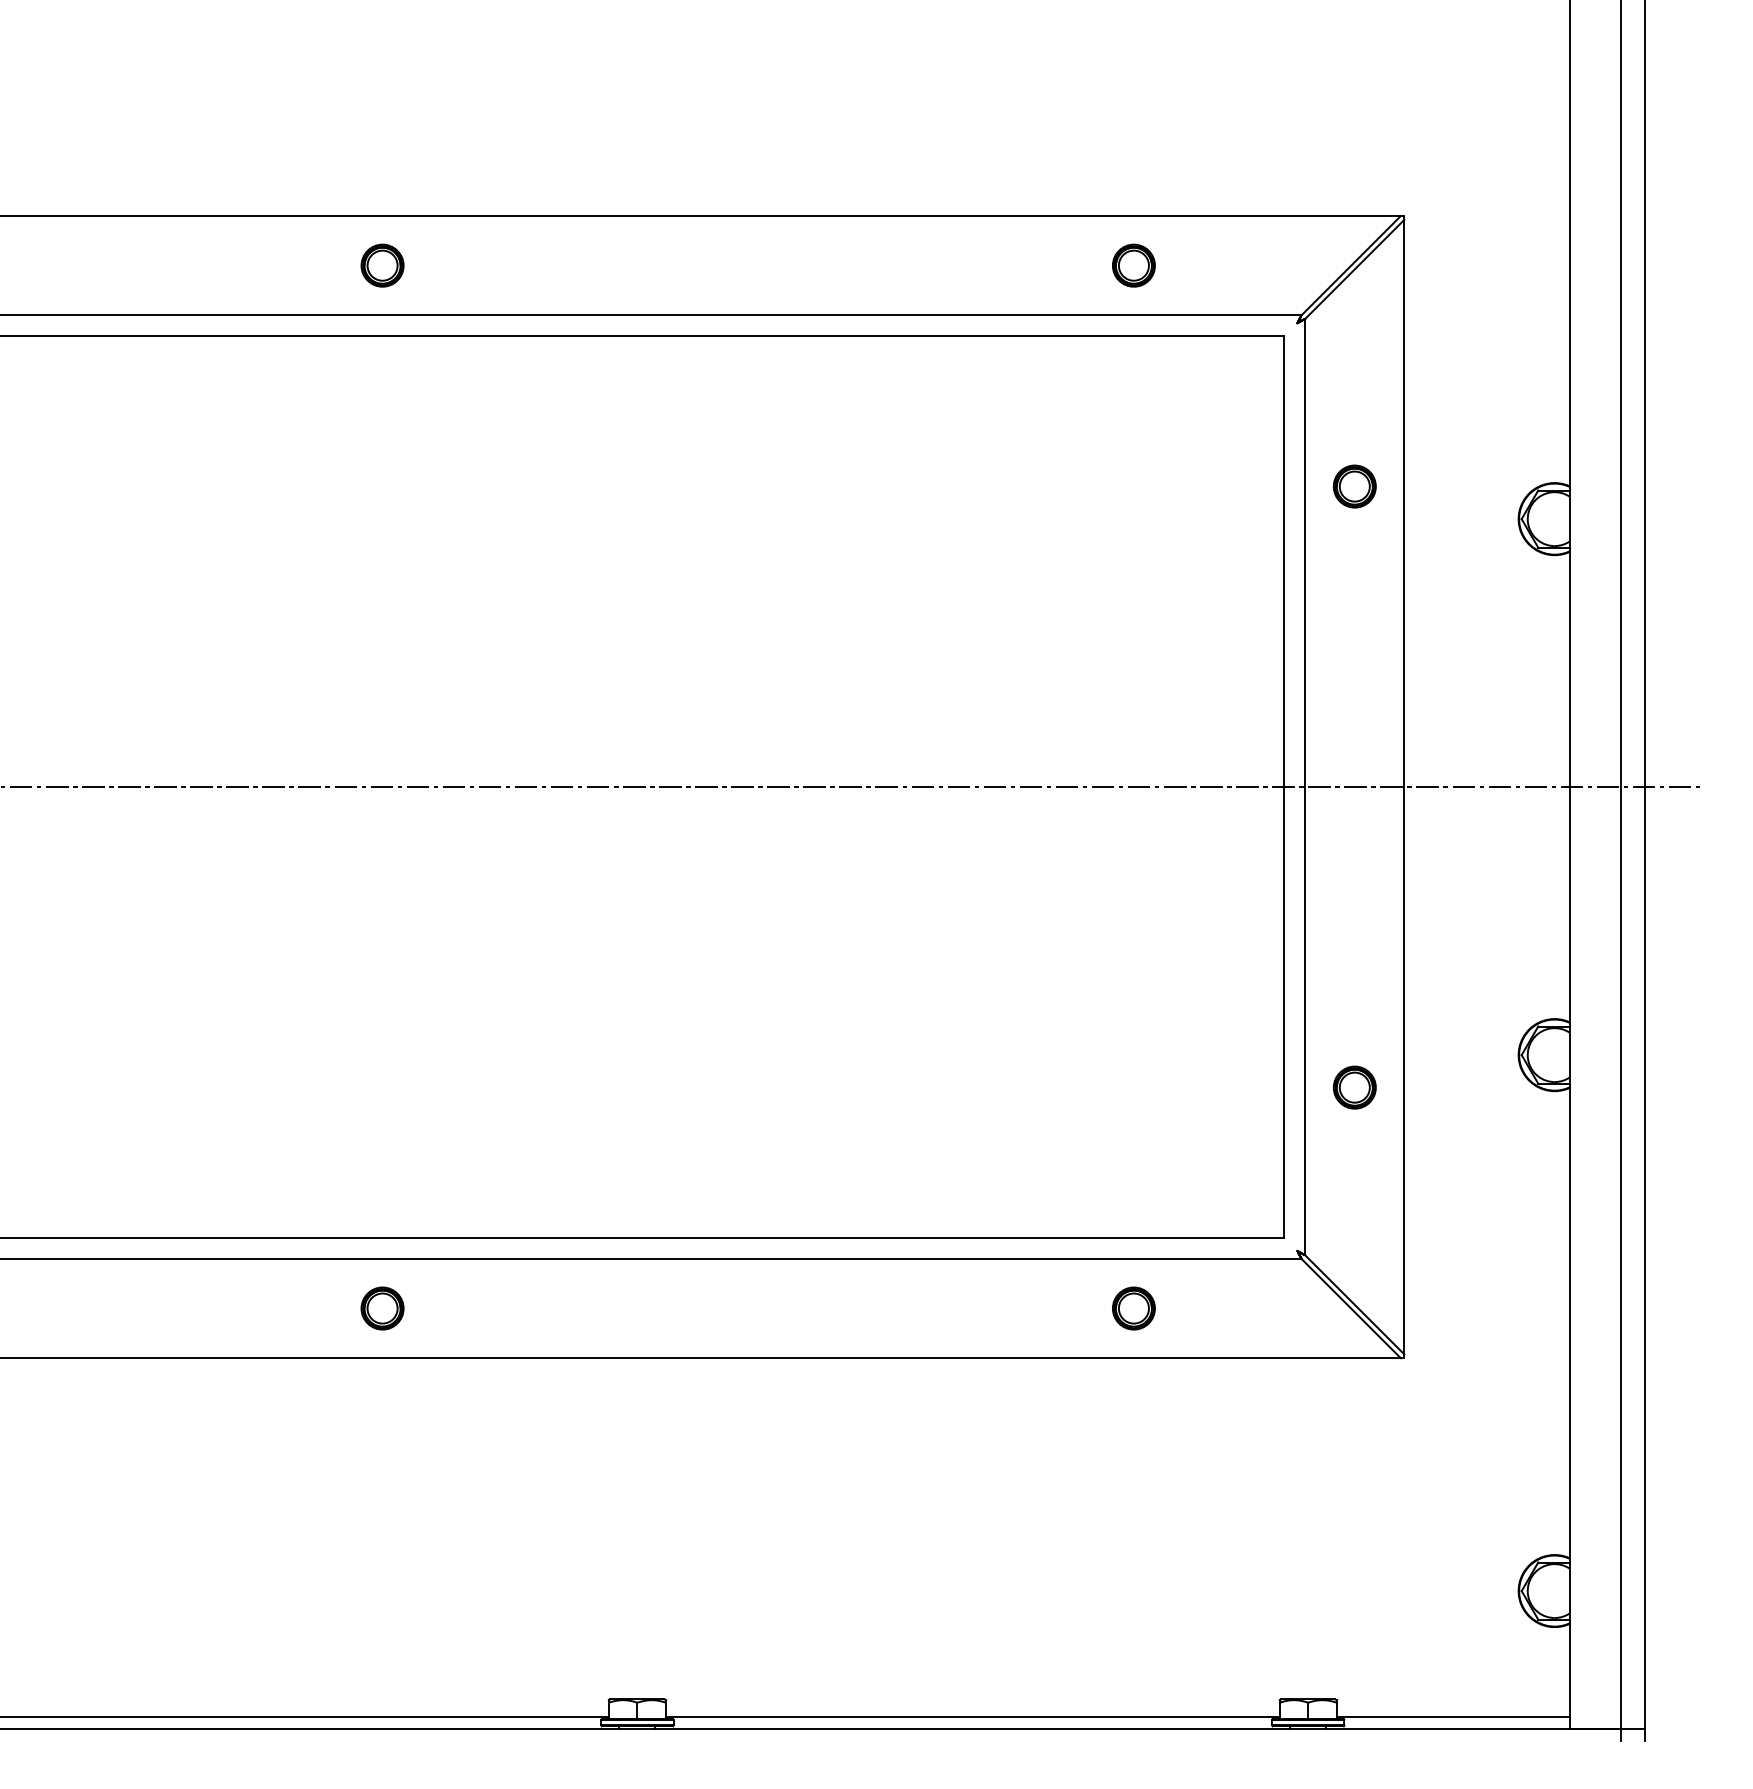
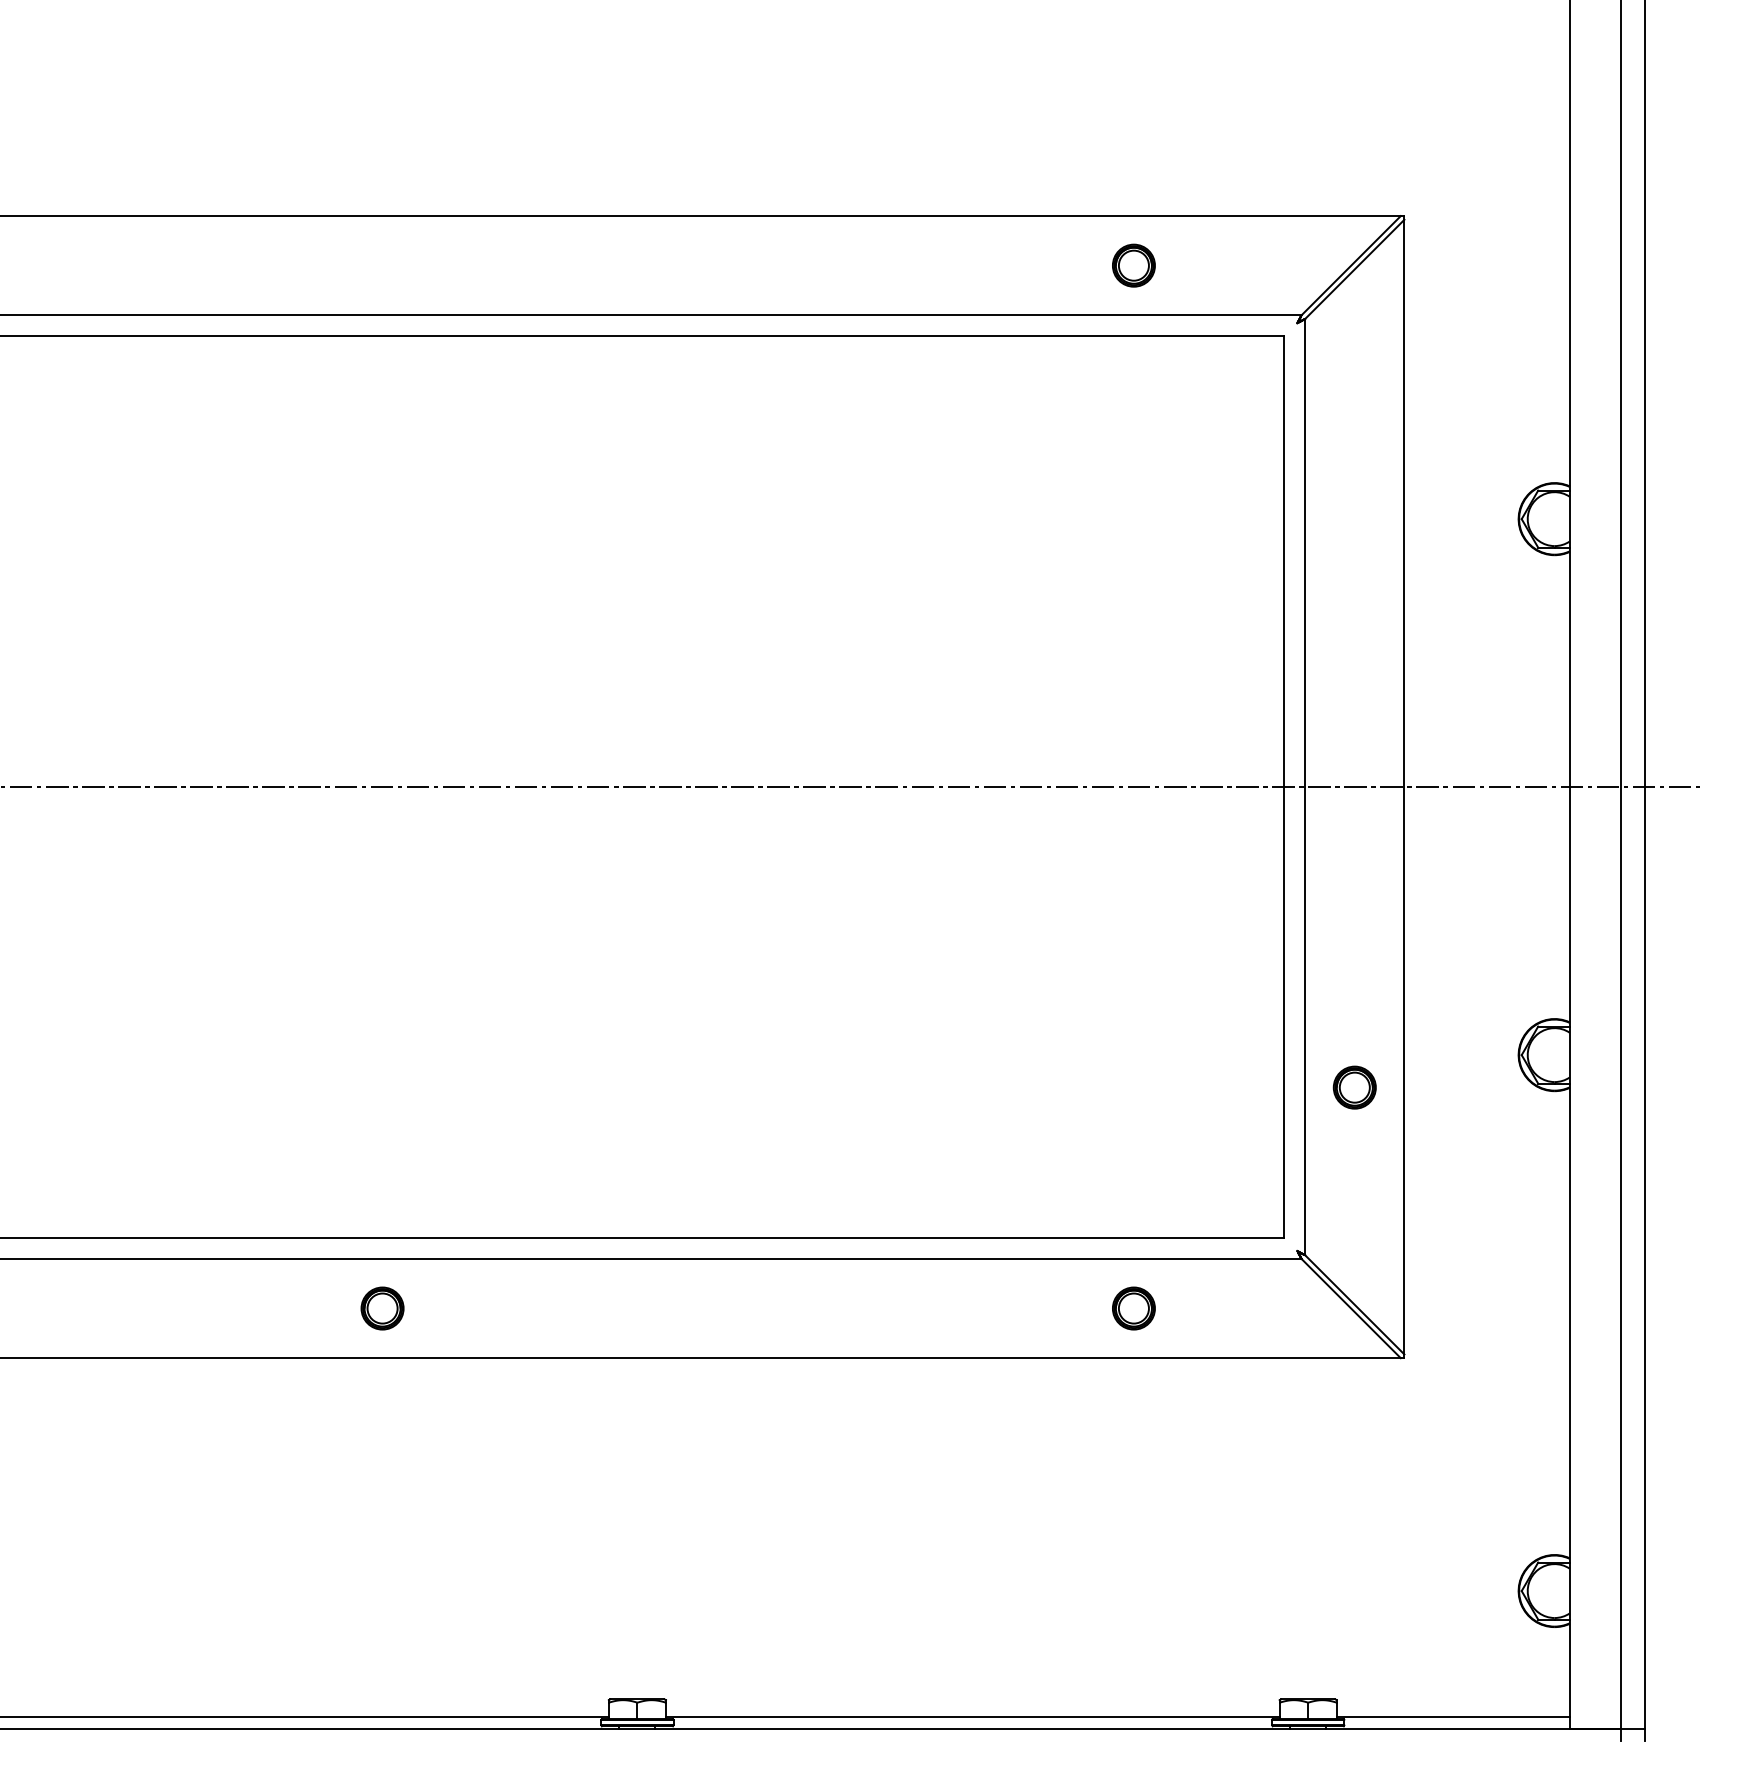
part: present -> none (382, 265)
part: present -> none (1354, 486)
